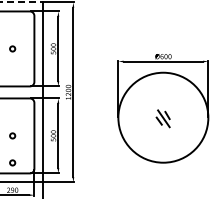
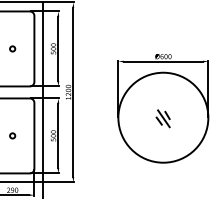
line: dashed -> solid (22, 2)
circle: present -> none (12, 162)
